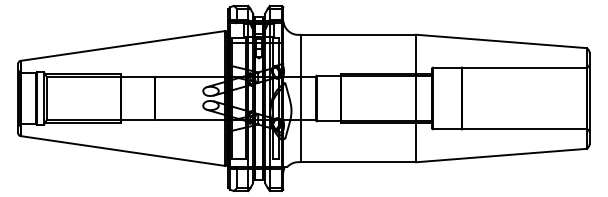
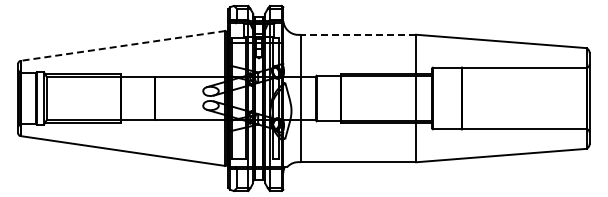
line: solid -> dashed (358, 34)
line: solid -> dashed (123, 45)
